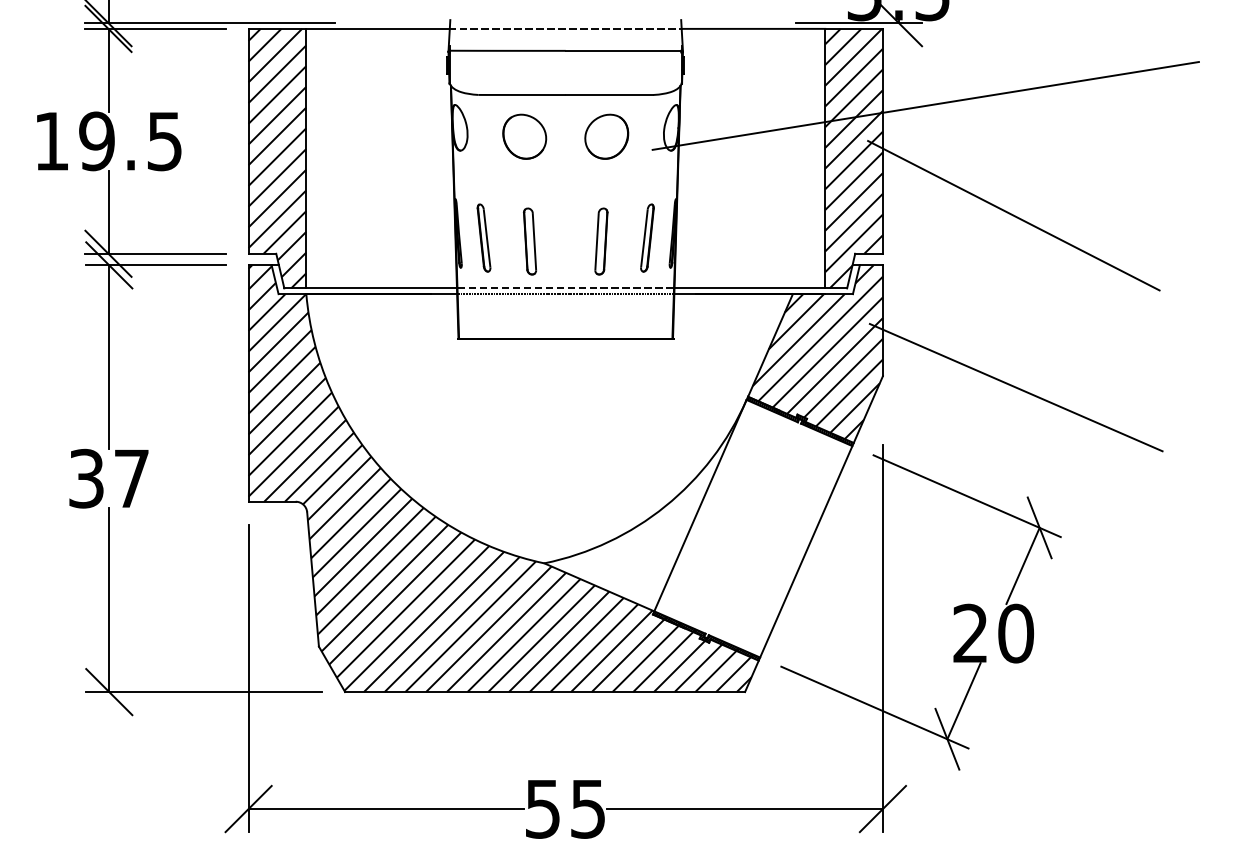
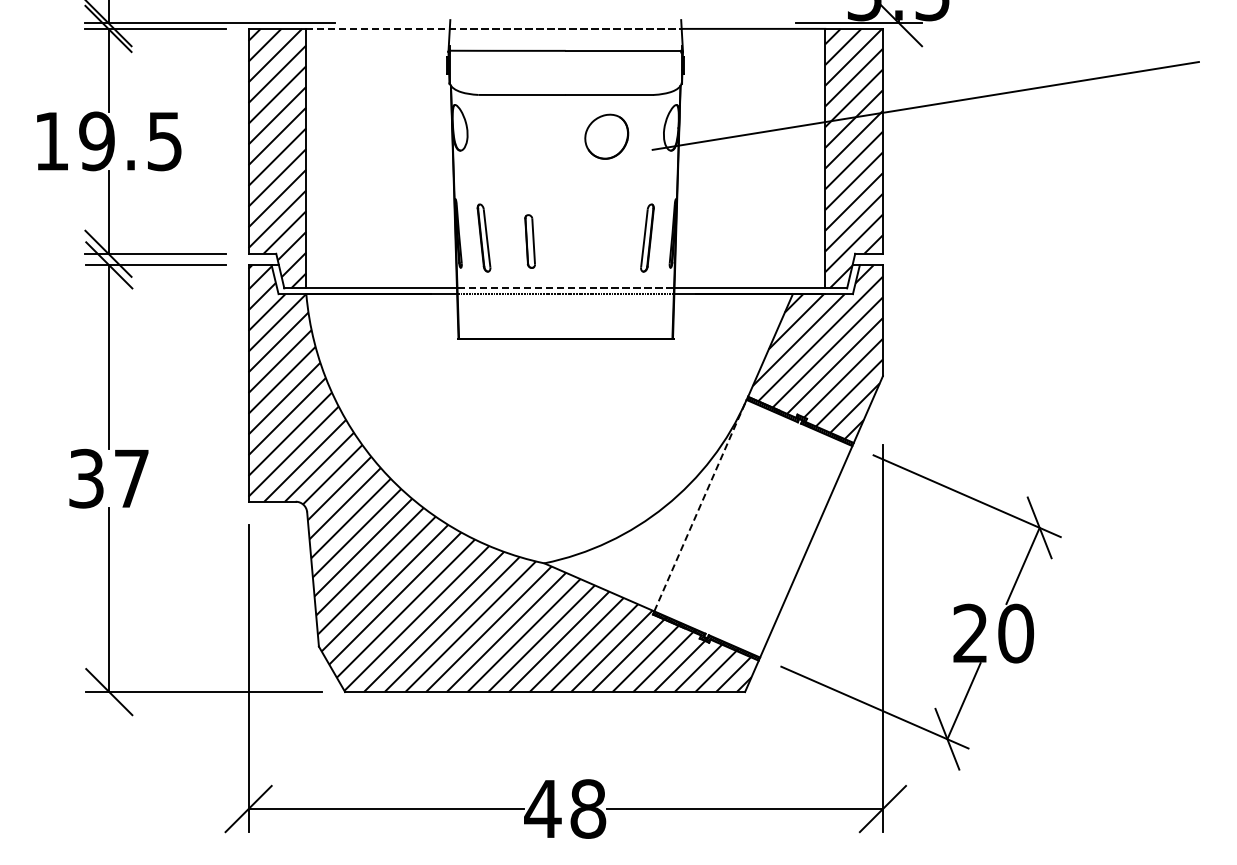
line: solid -> dashed (377, 28)
part: present -> none (524, 136)
line: present -> none (1013, 215)
part size: 15x69 px -> 12x55 px (529, 241)
part: present -> none (601, 241)
line: present -> none (1015, 387)
line: solid -> dashed (700, 505)
text: 55 -> 48 (565, 808)
